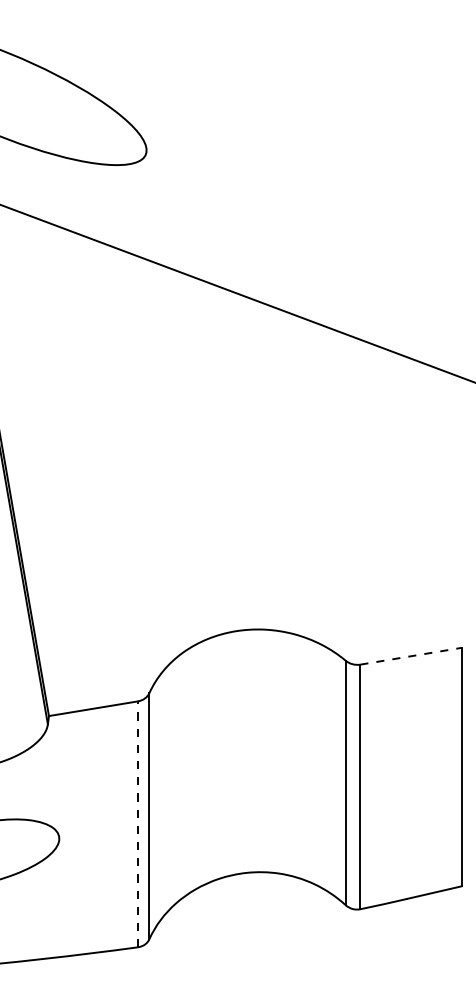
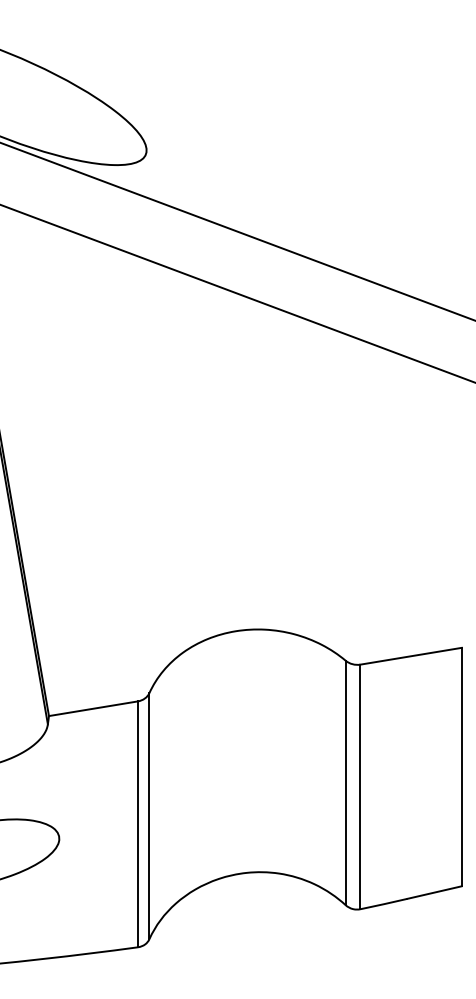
line: none -> present (237, 231)
line: dashed -> solid (411, 656)
line: dashed -> solid (137, 824)
